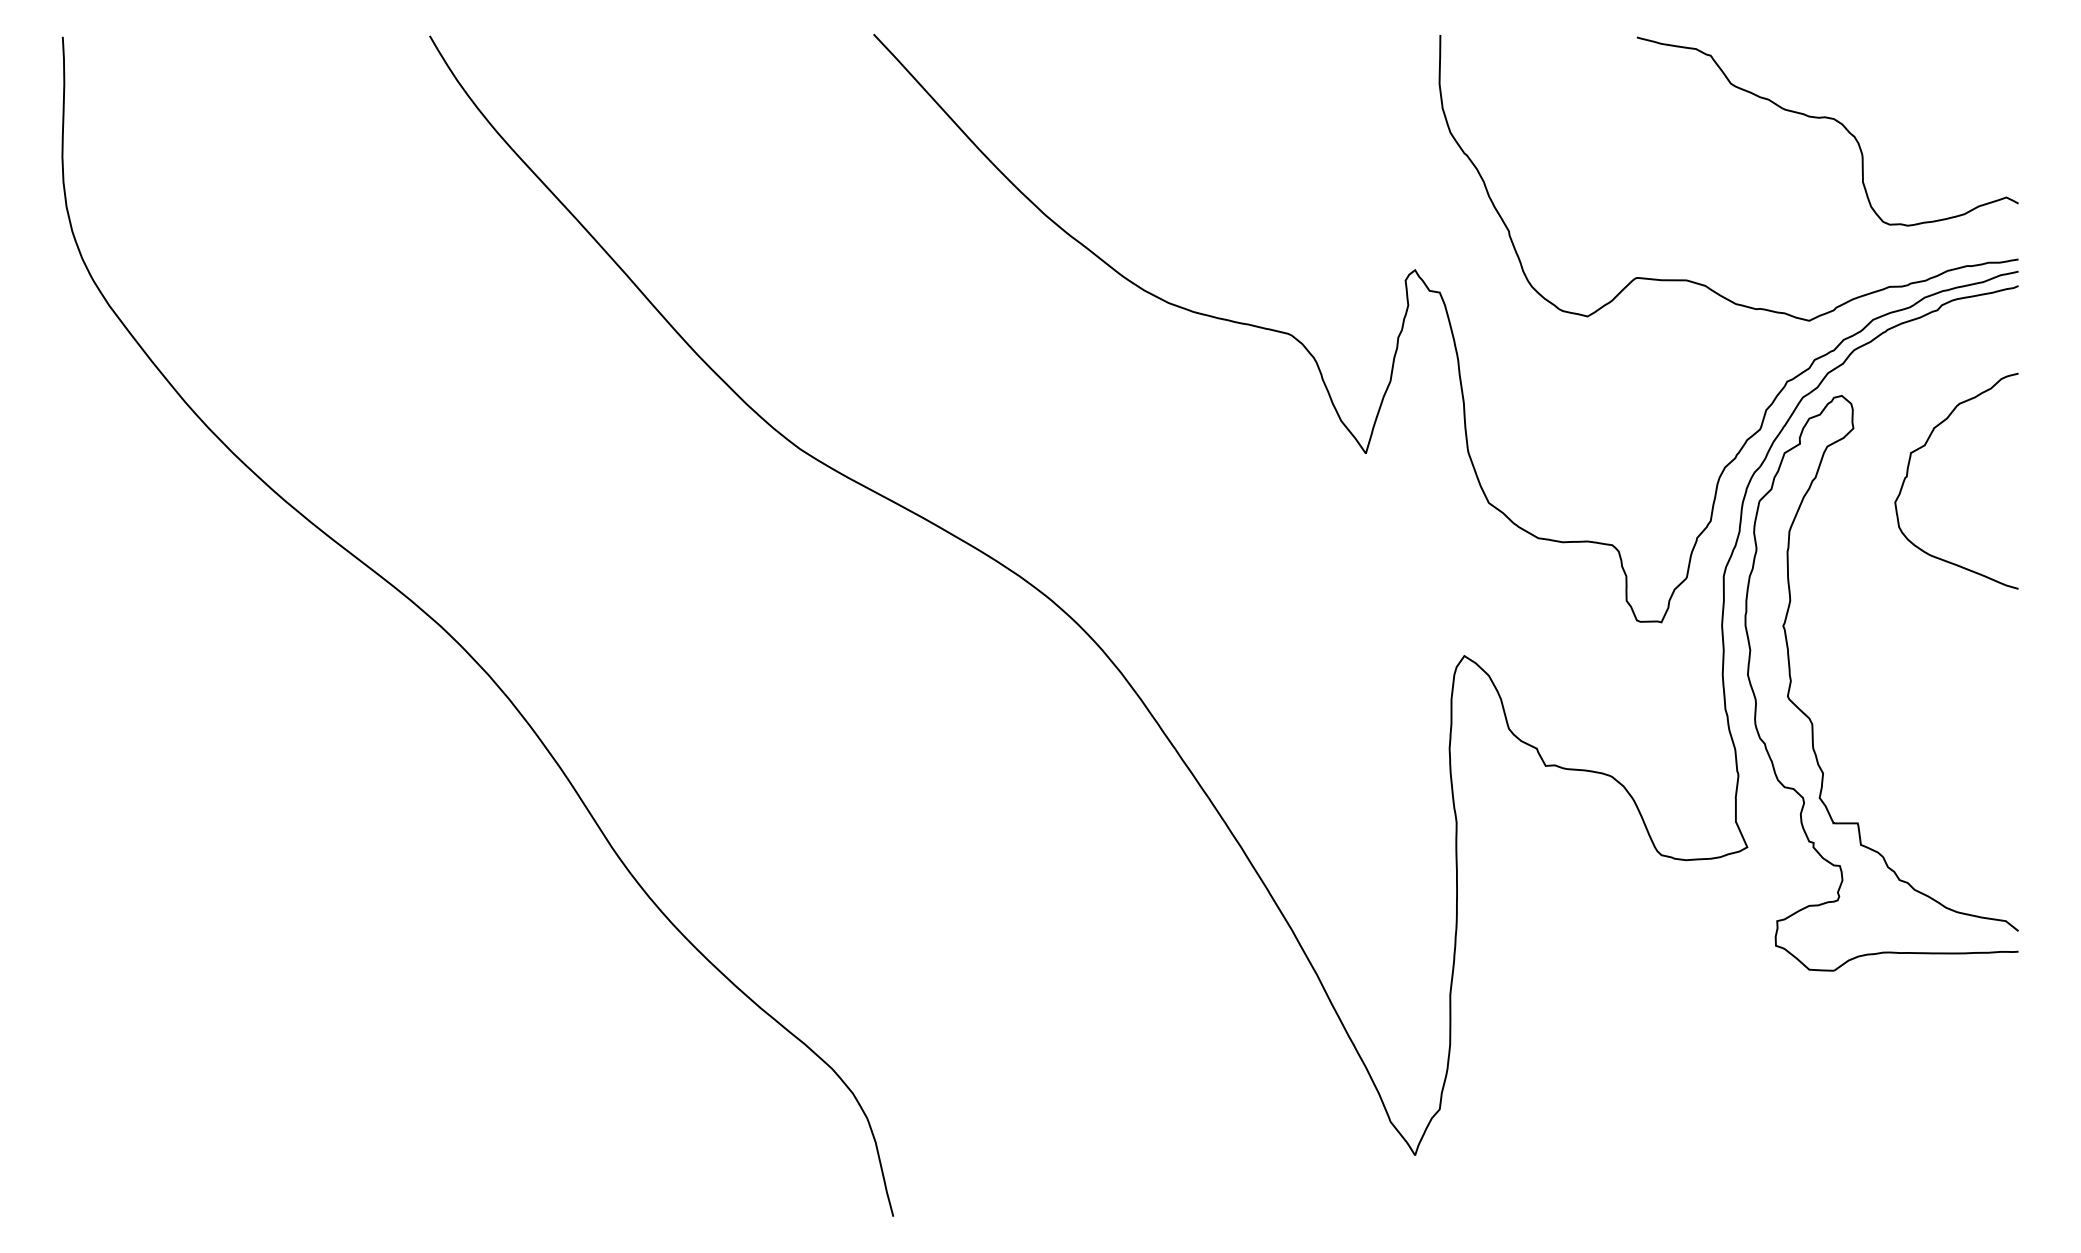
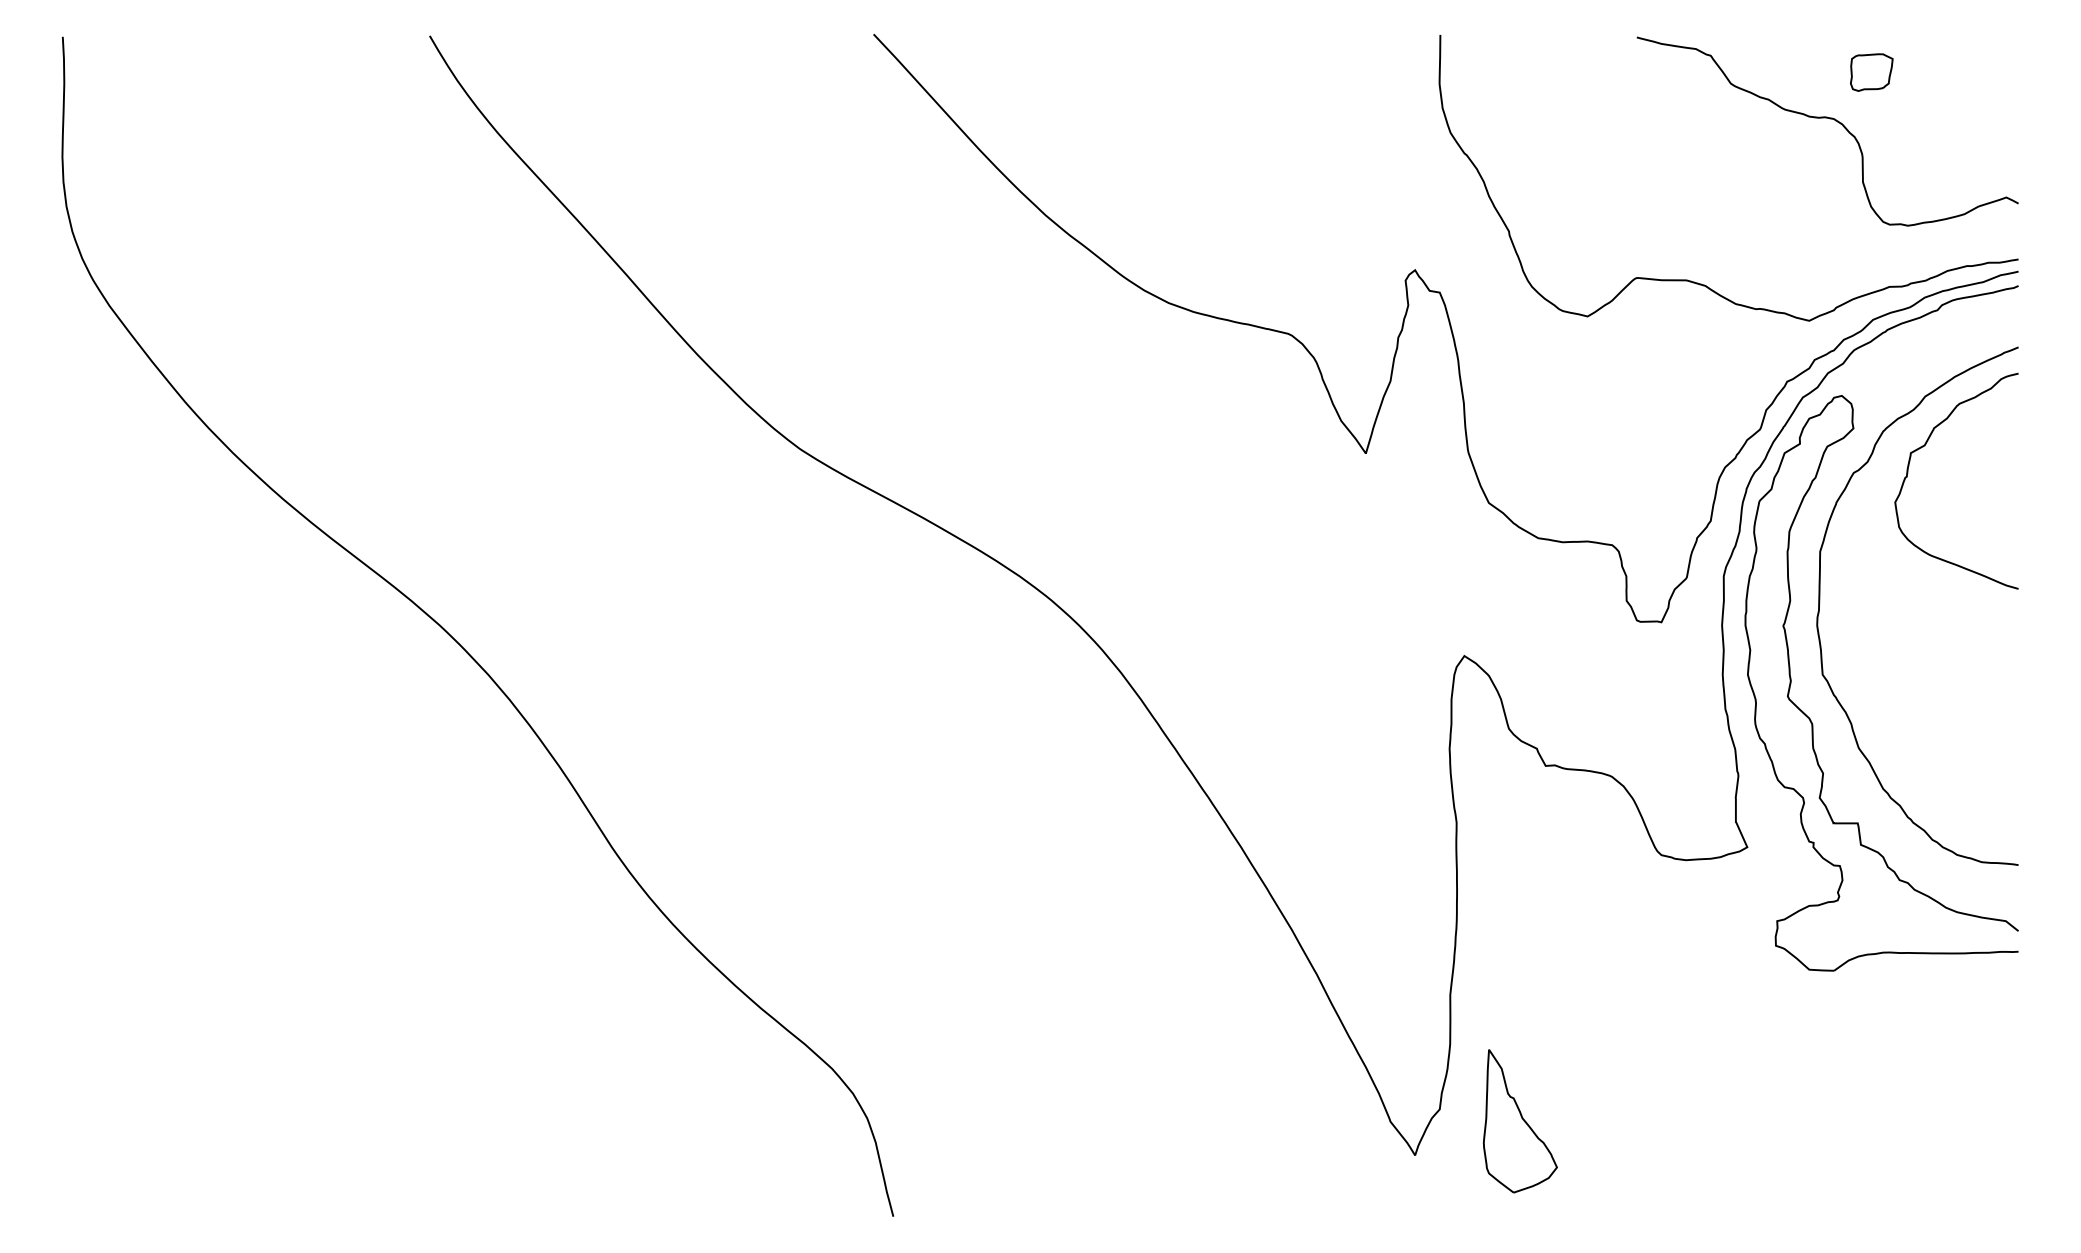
part: none -> present (1871, 72)
curve: none -> present (1820, 602)
part: none -> present (1520, 1121)
